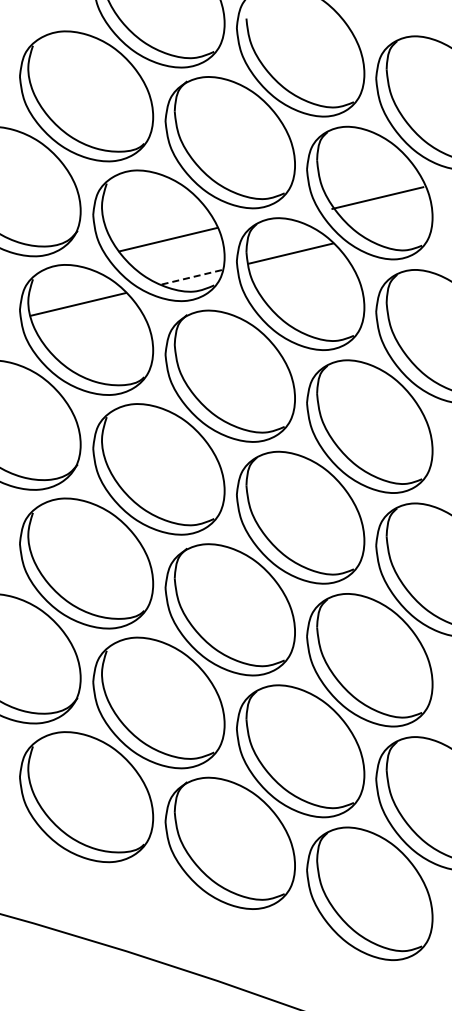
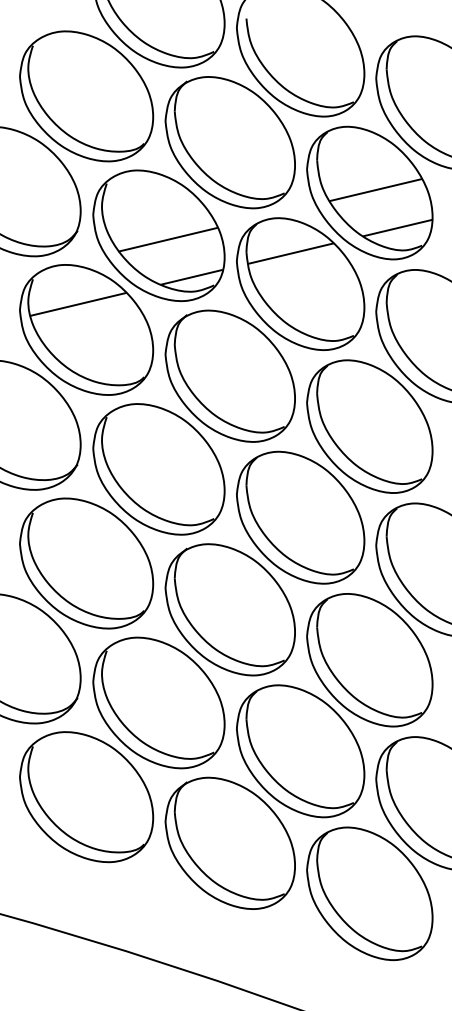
line position: (377, 197) -> (375, 189) (375, 189)
line: none -> present (398, 227)
line: dashed -> solid (191, 277)
